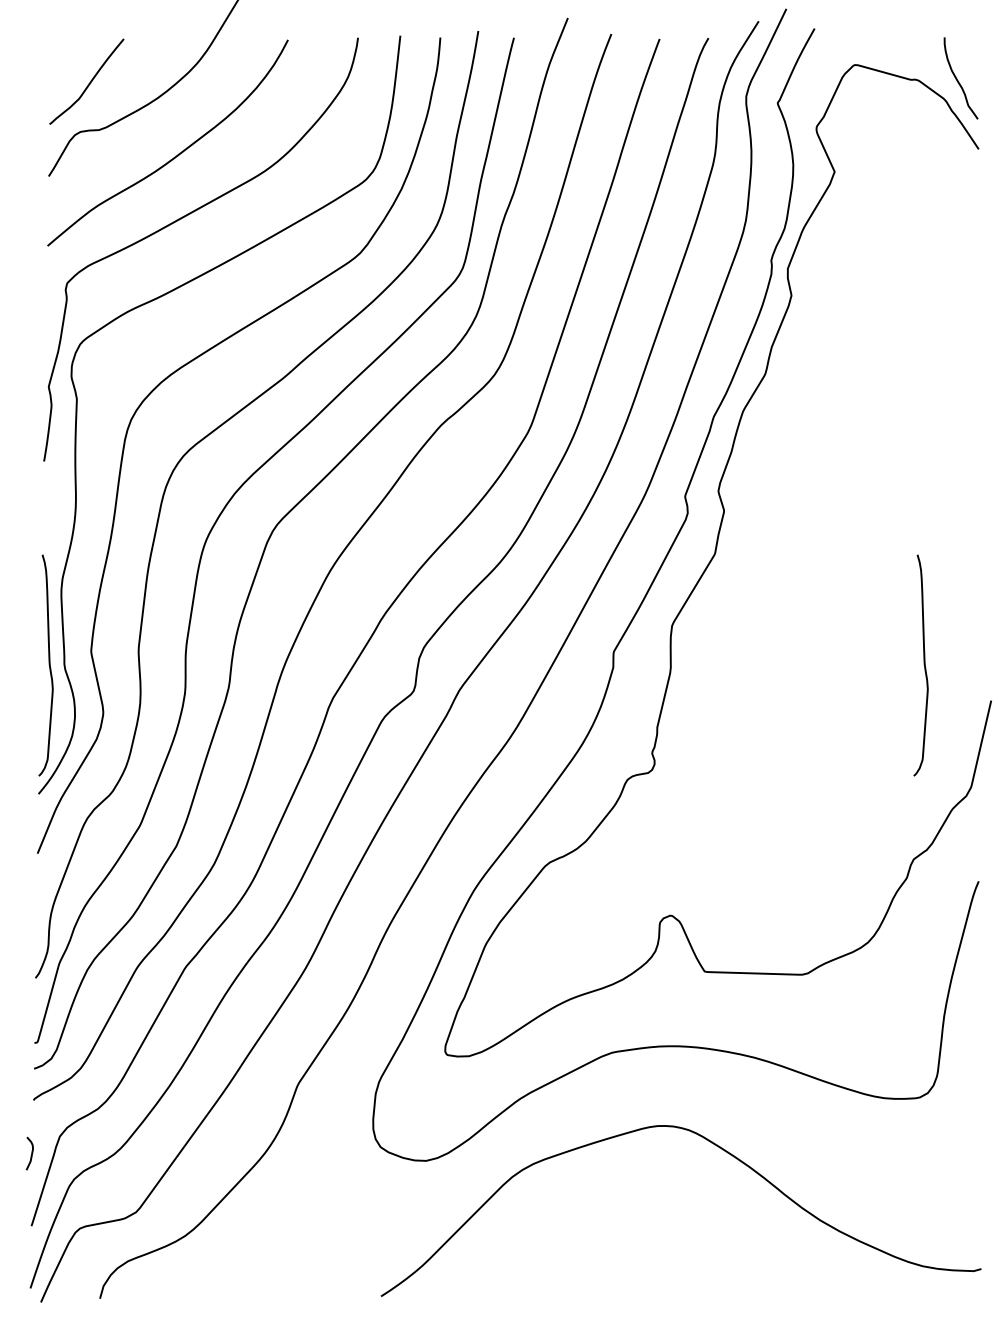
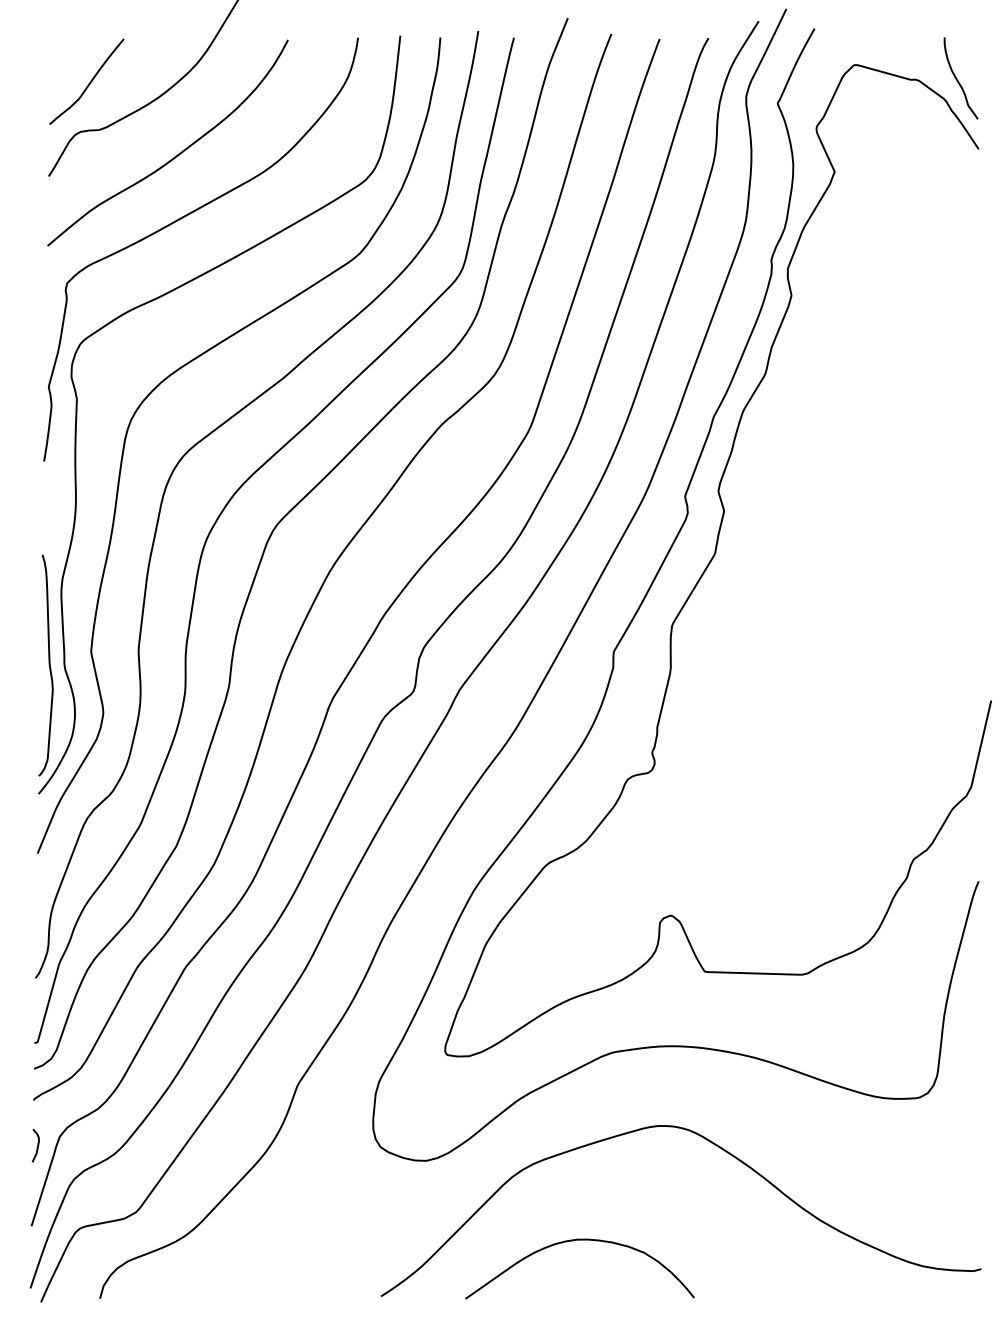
curve: present -> none (923, 664)
curve position: (31, 1153) -> (37, 1145) (37, 1145)
curve: none -> present (573, 1241)
